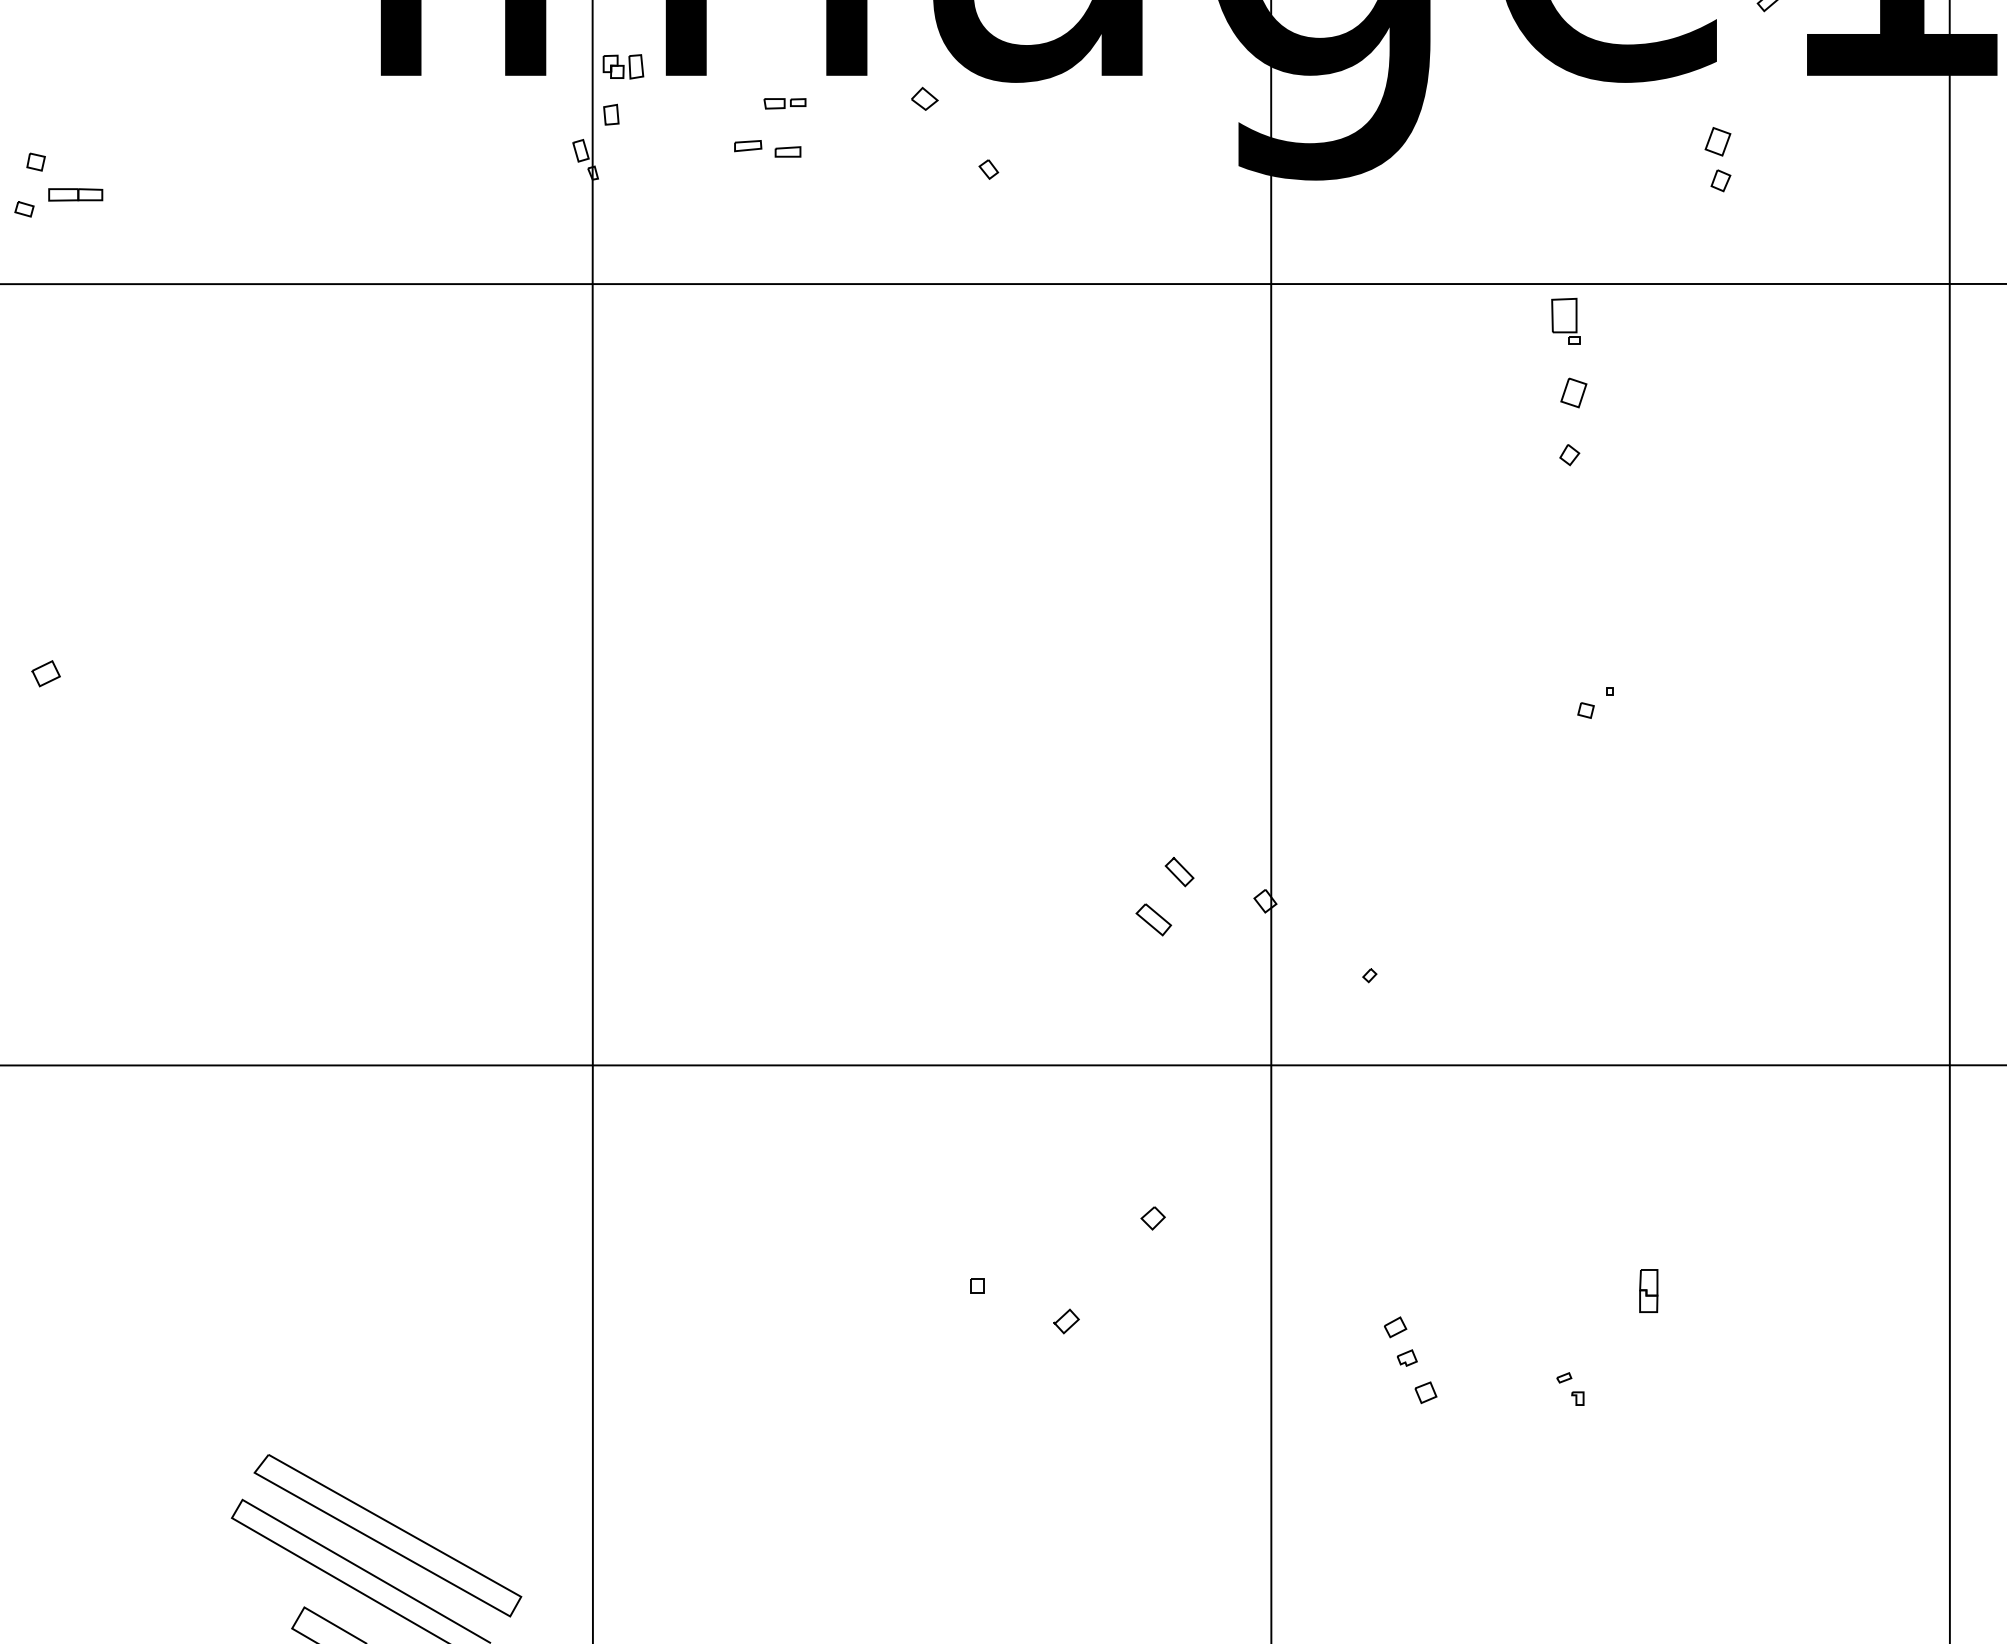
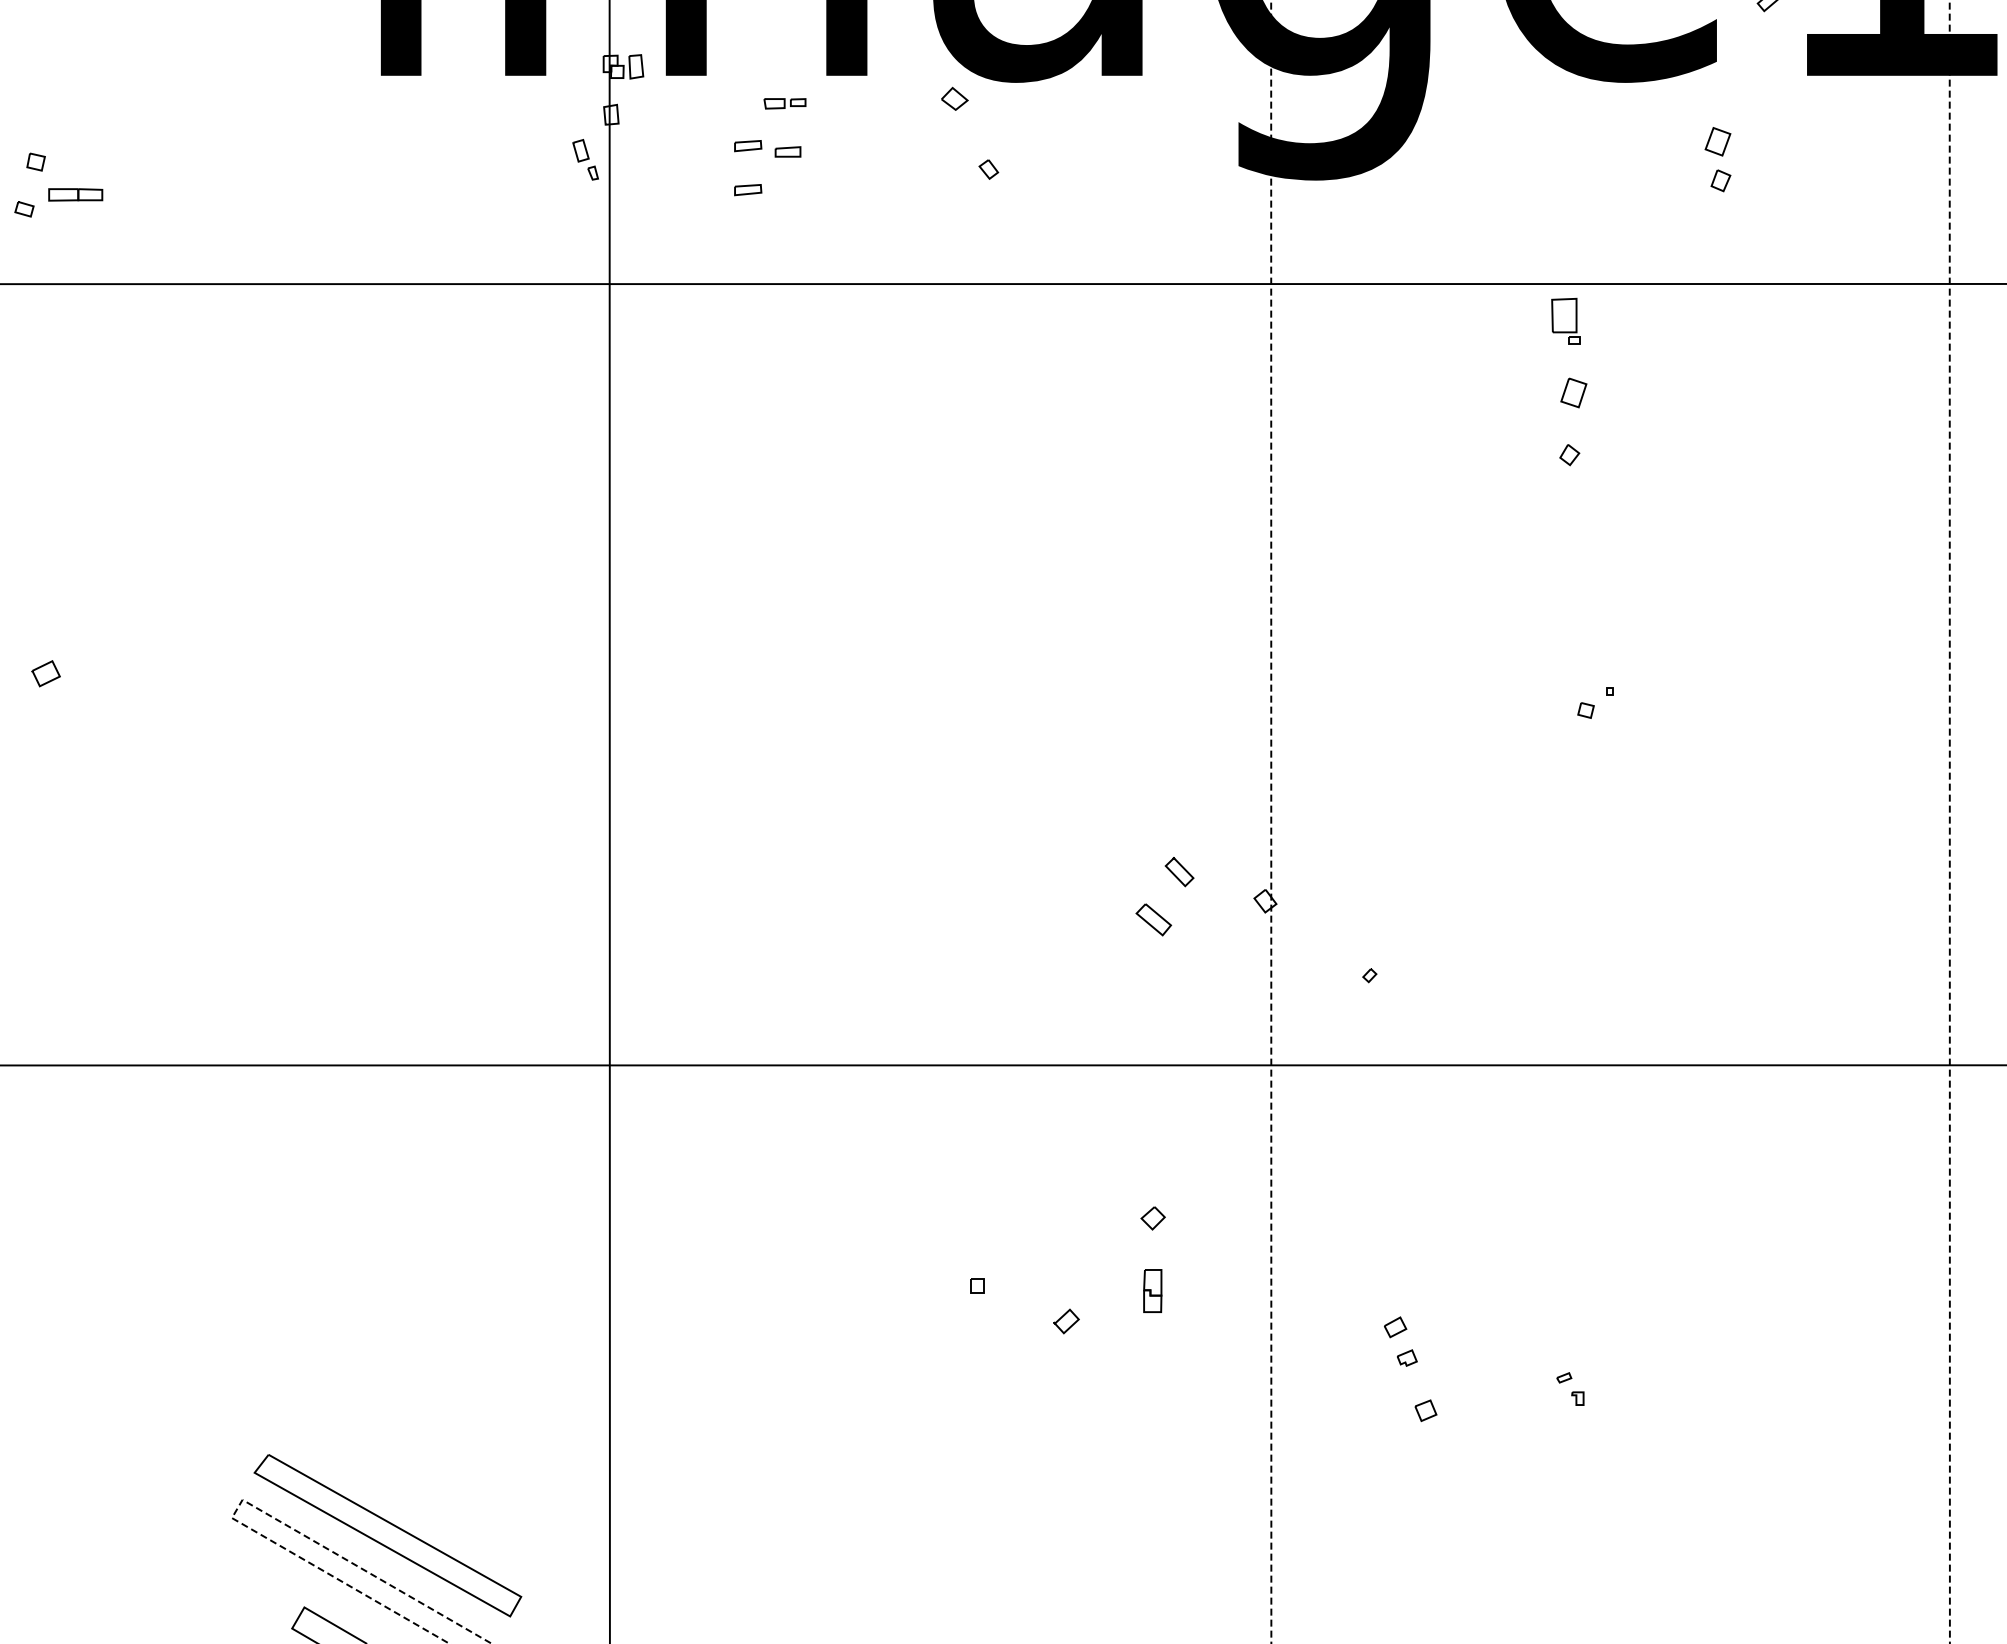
part position: (924, 98) -> (954, 98) (954, 98)
part: none -> present (748, 190)
line position: (592, 821) -> (609, 821) (609, 821)
line: solid -> dashed (1271, 821)
line: solid -> dashed (1949, 821)
part position: (1648, 1290) -> (1152, 1290) (1152, 1290)
part position: (1425, 1392) -> (1425, 1410) (1425, 1410)
line: solid -> dashed (246, 1502)
